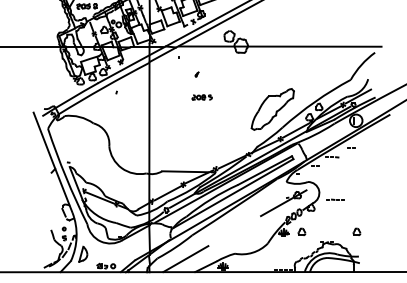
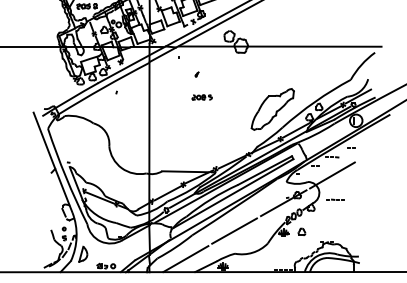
line: none -> present (332, 175)
line: none -> present (234, 230)
part: present -> none (356, 231)
